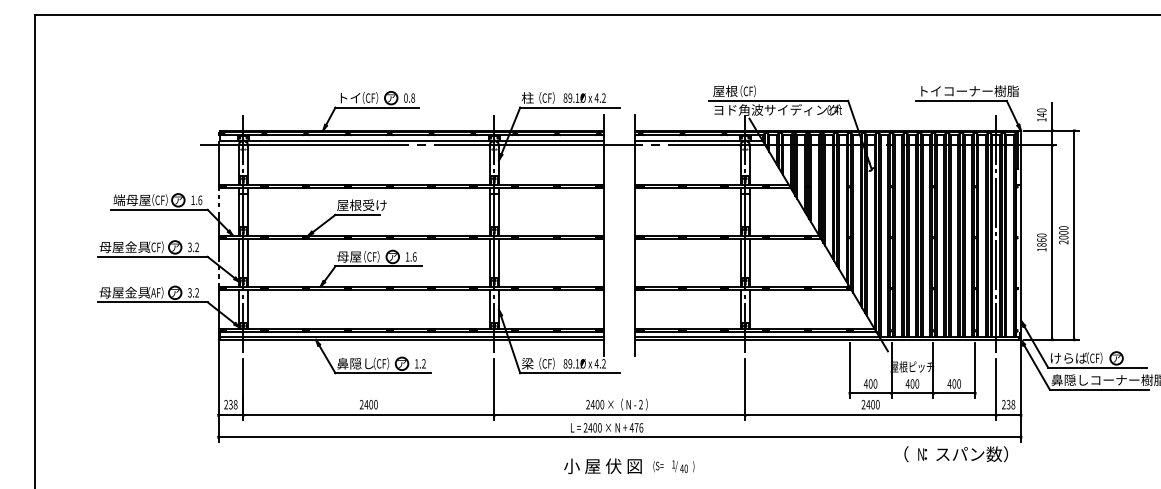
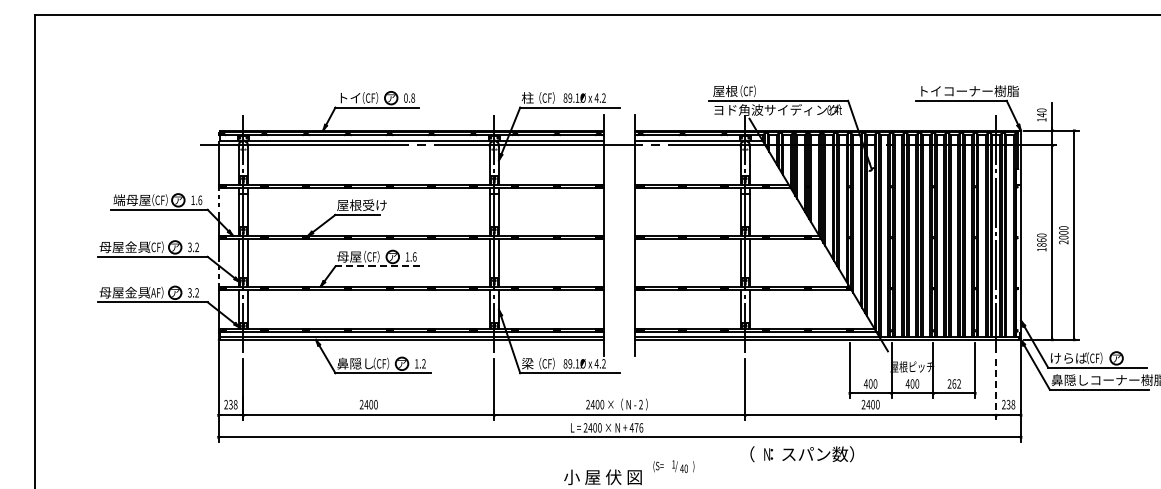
line: solid -> dashed (379, 266)
text: 400 -> 262 (953, 383)
line: solid -> dashed (996, 389)
text position: (955, 454) -> (801, 454) (801, 454)
text position: (602, 466) -> (602, 477) (602, 477)
